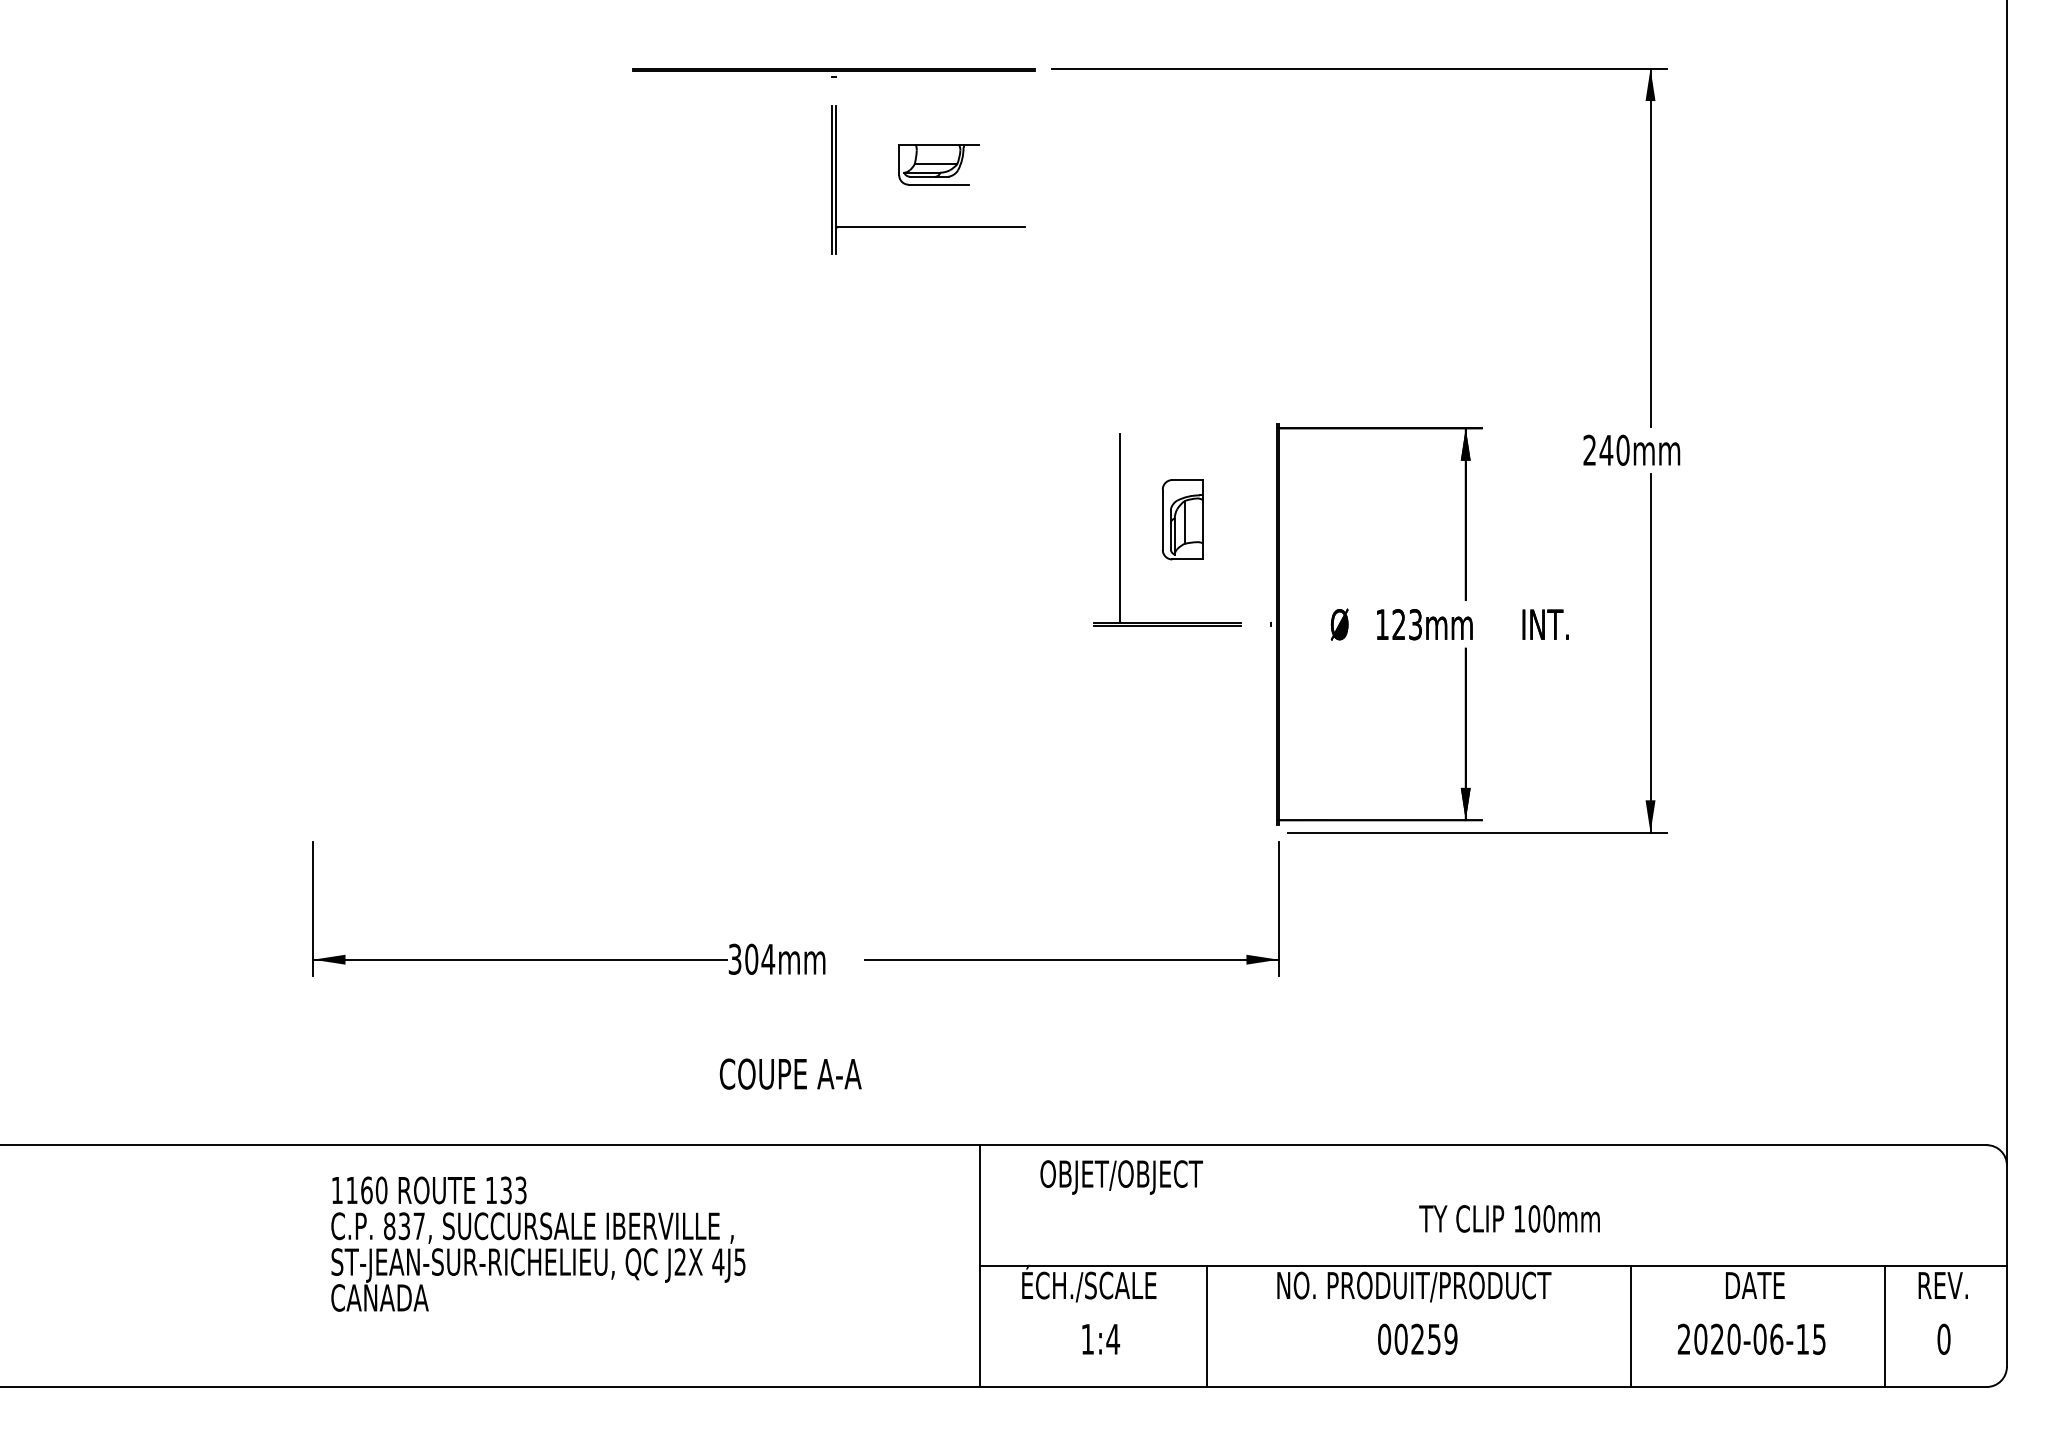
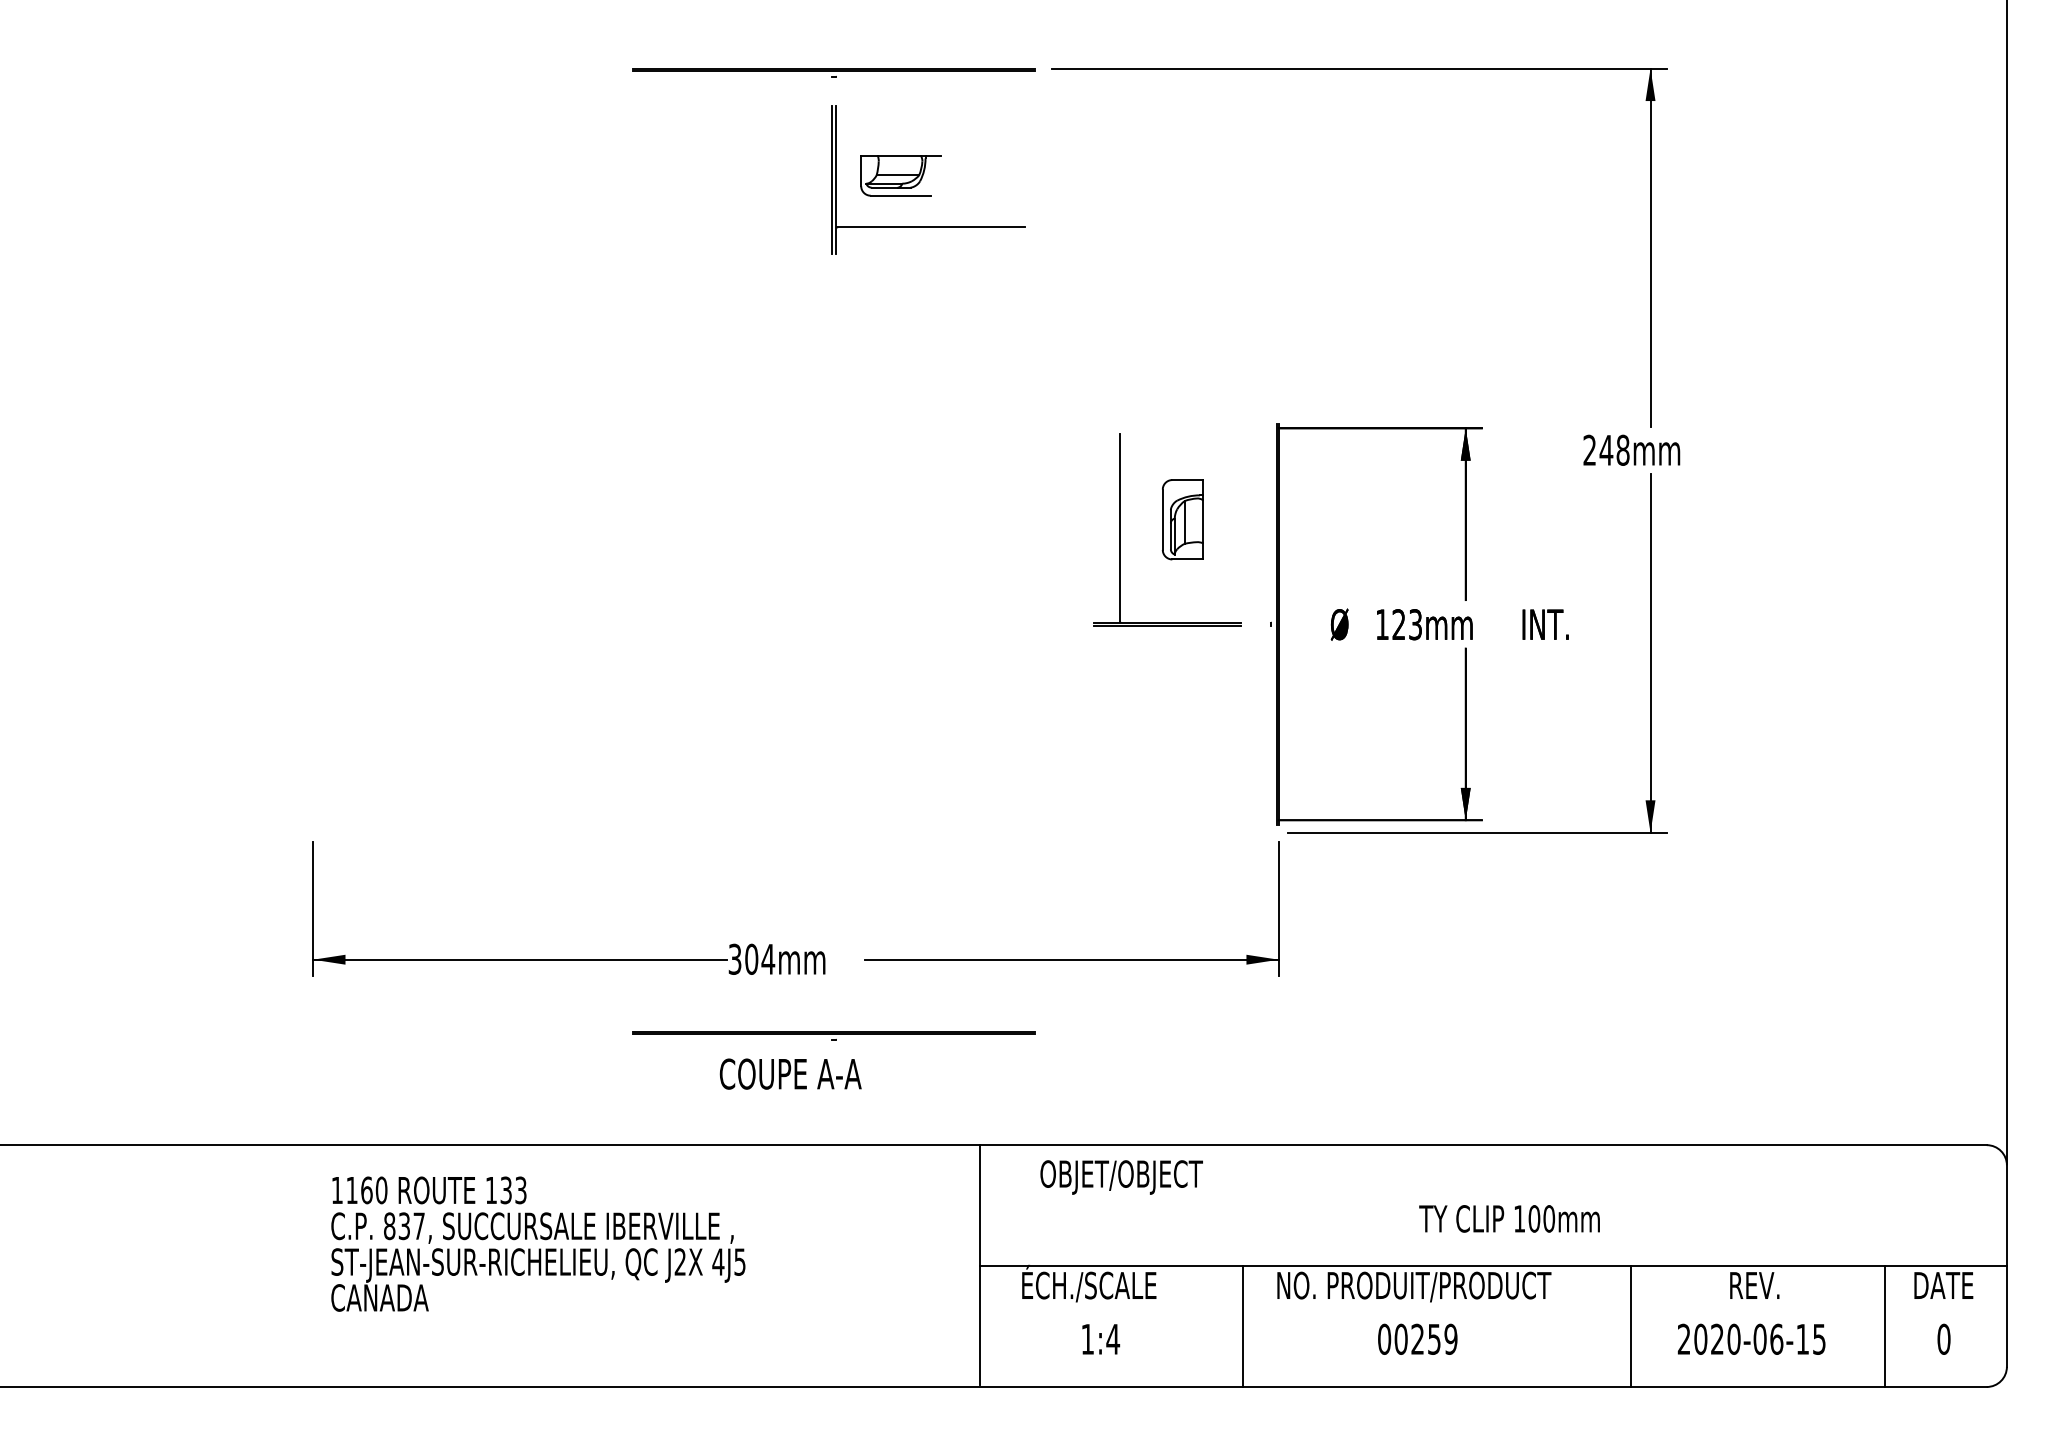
part position: (938, 164) -> (900, 175) (900, 175)
text: 240mm -> 248mm (1622, 450)
part: none -> present (833, 1035)
text: DATE -> REV. (1754, 1285)
text: REV. -> DATE (1943, 1285)
line position: (1206, 1326) -> (1242, 1326) (1242, 1326)
